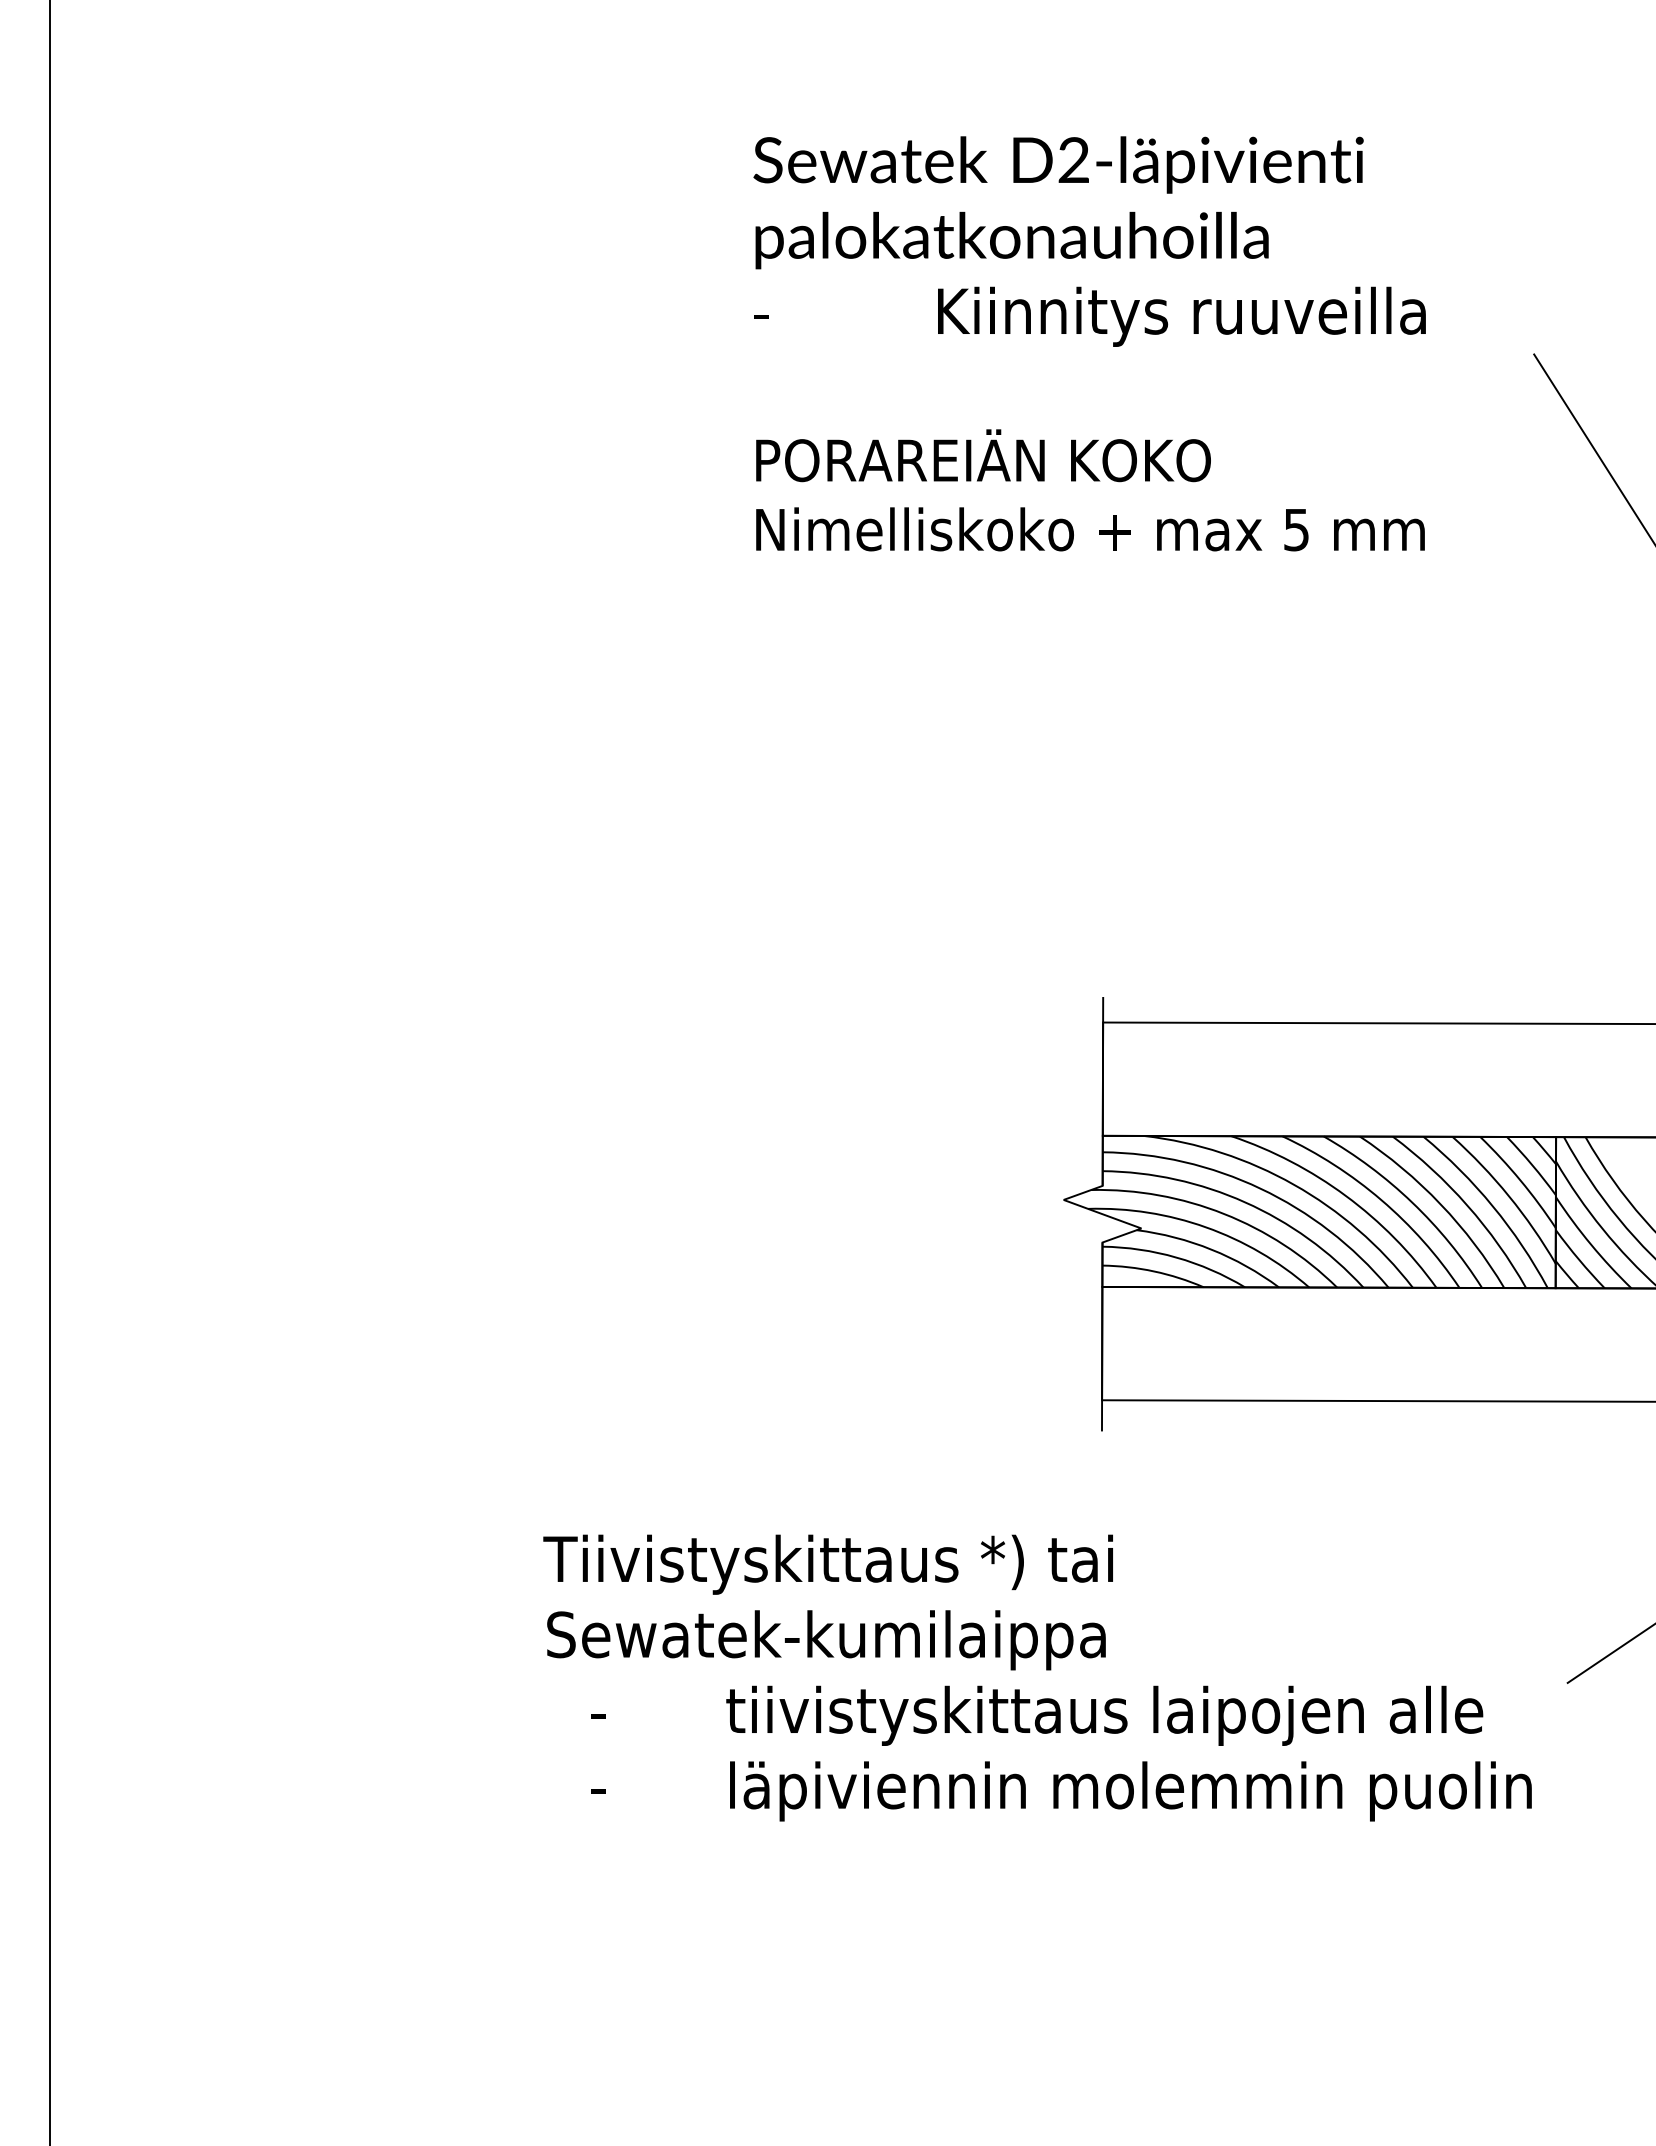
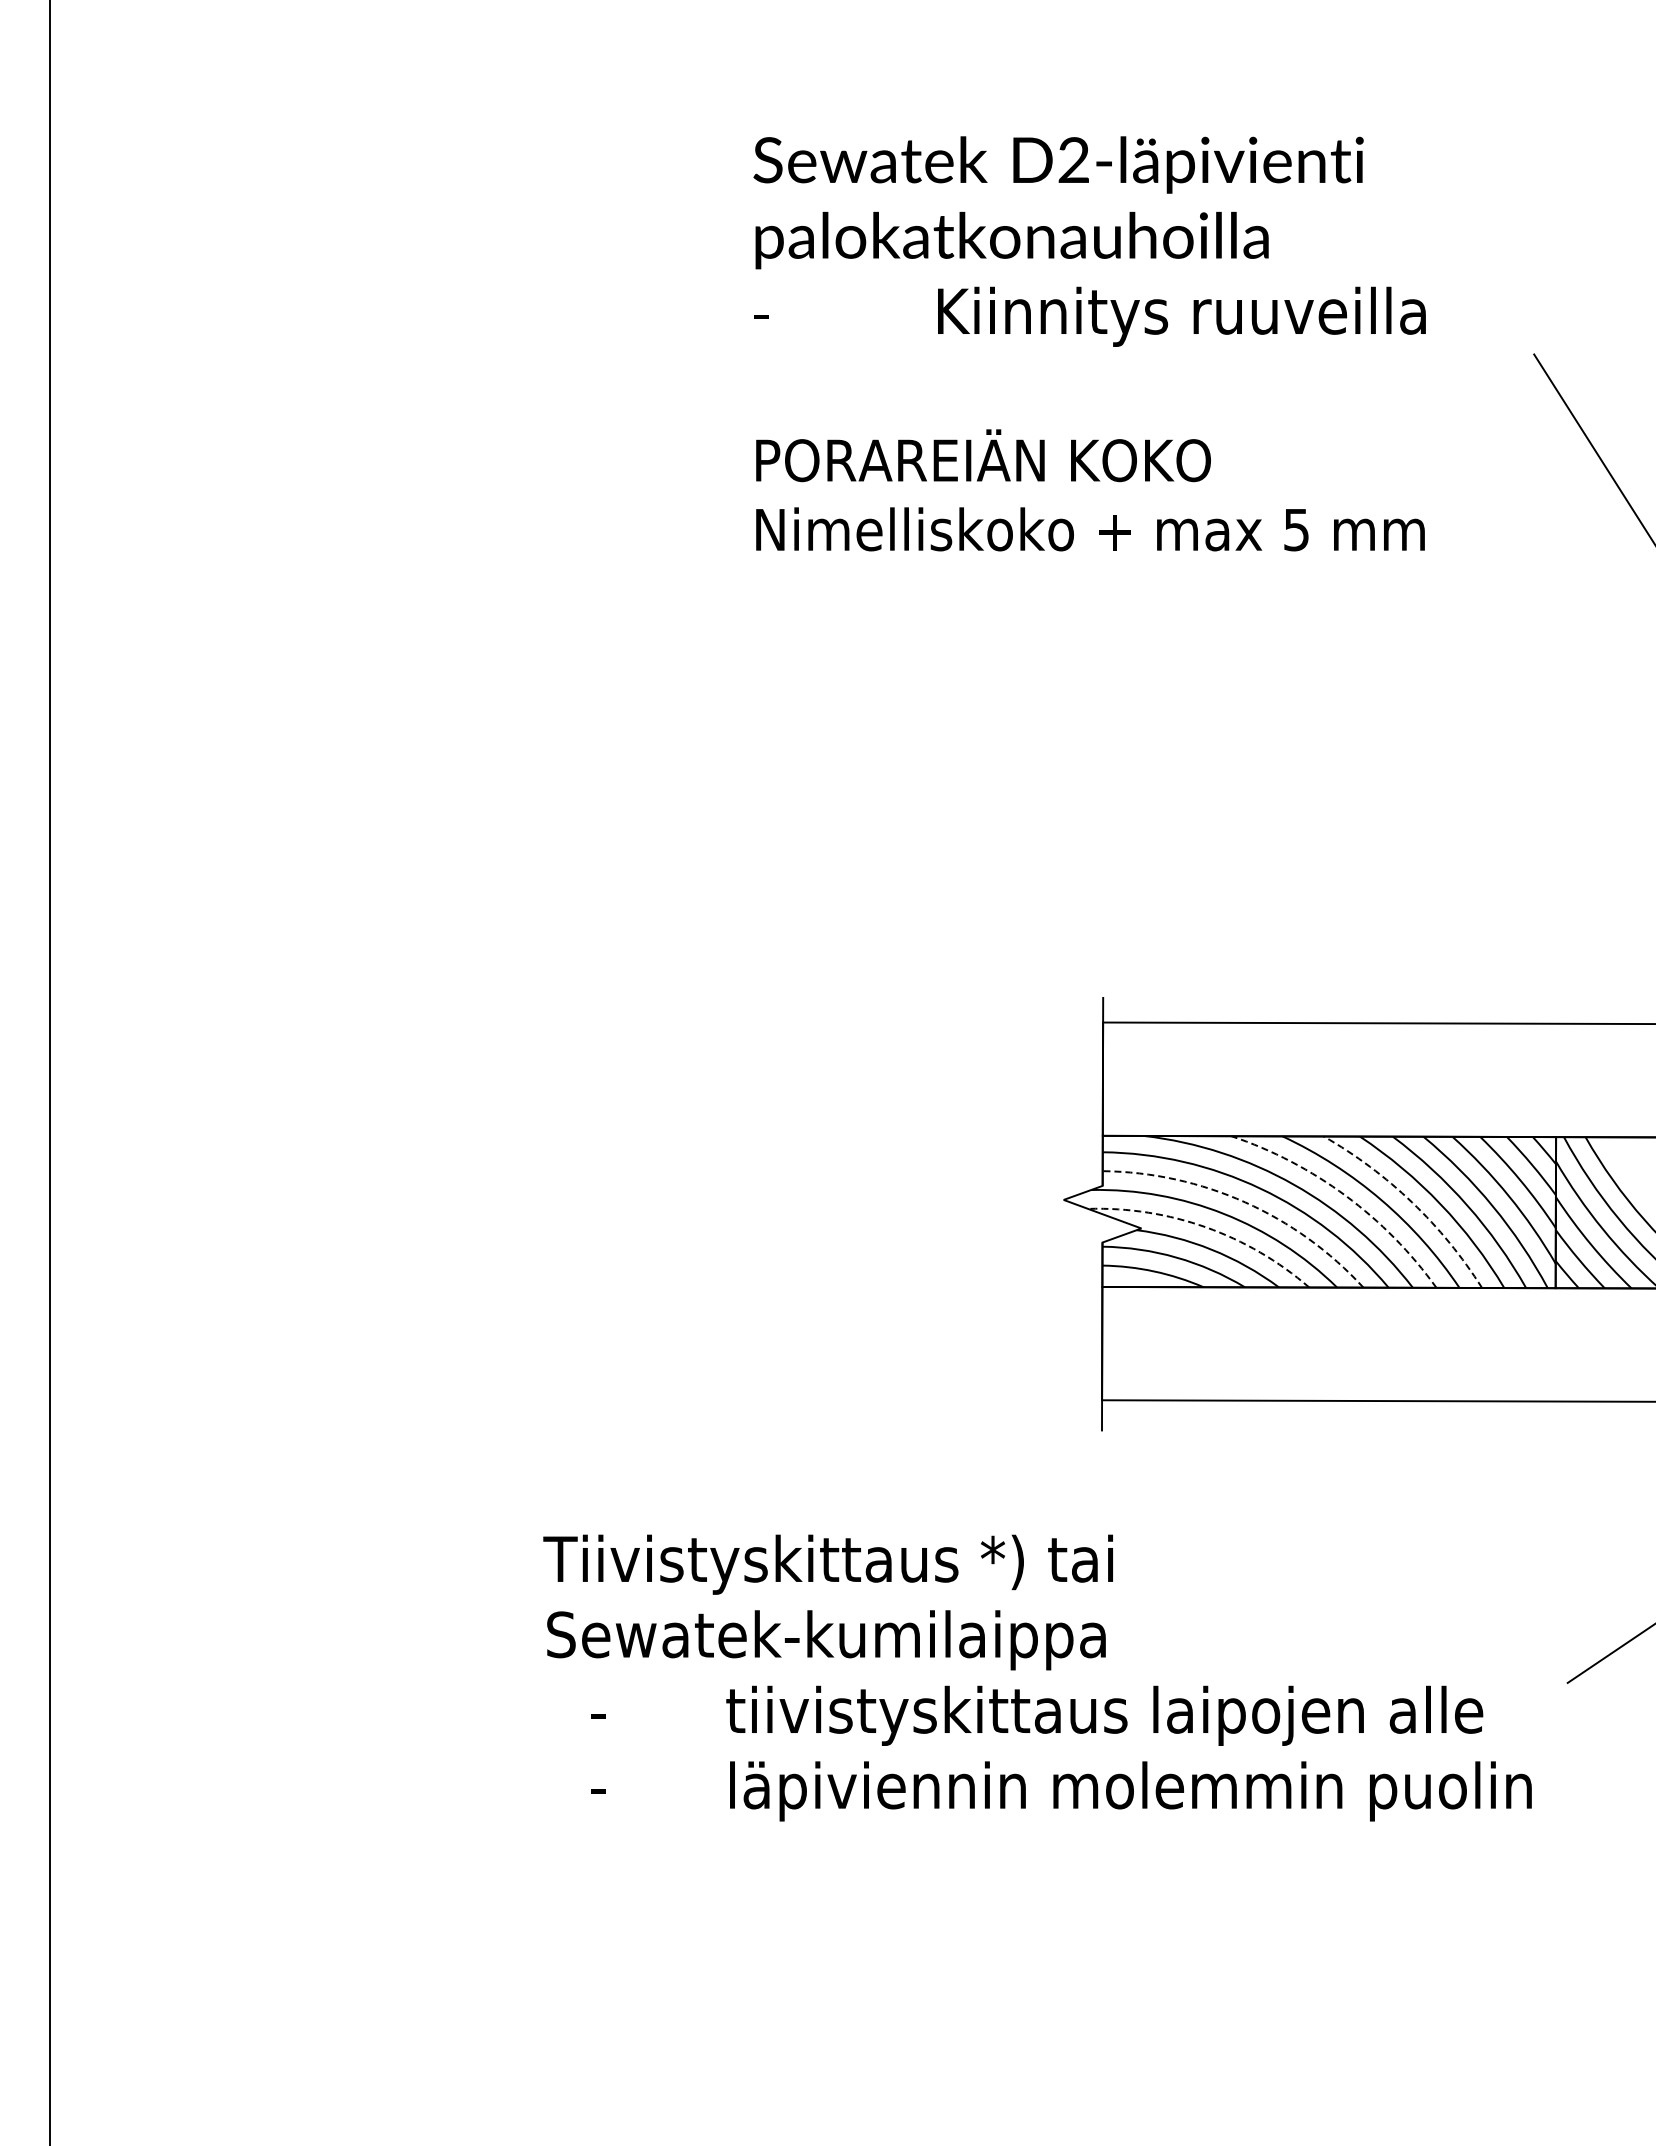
arc: solid -> dashed (1345, 1195)
arc: solid -> dashed (1245, 1202)
arc: solid -> dashed (1412, 1202)
arc: solid -> dashed (1206, 1227)
